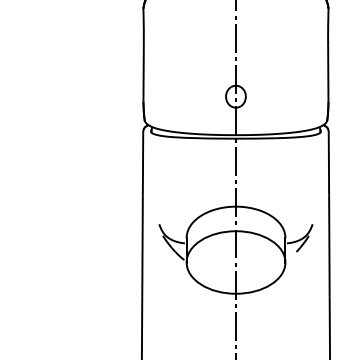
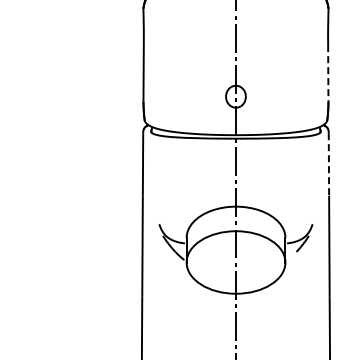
line: solid -> dashed (328, 73)
line: solid -> dashed (328, 164)
